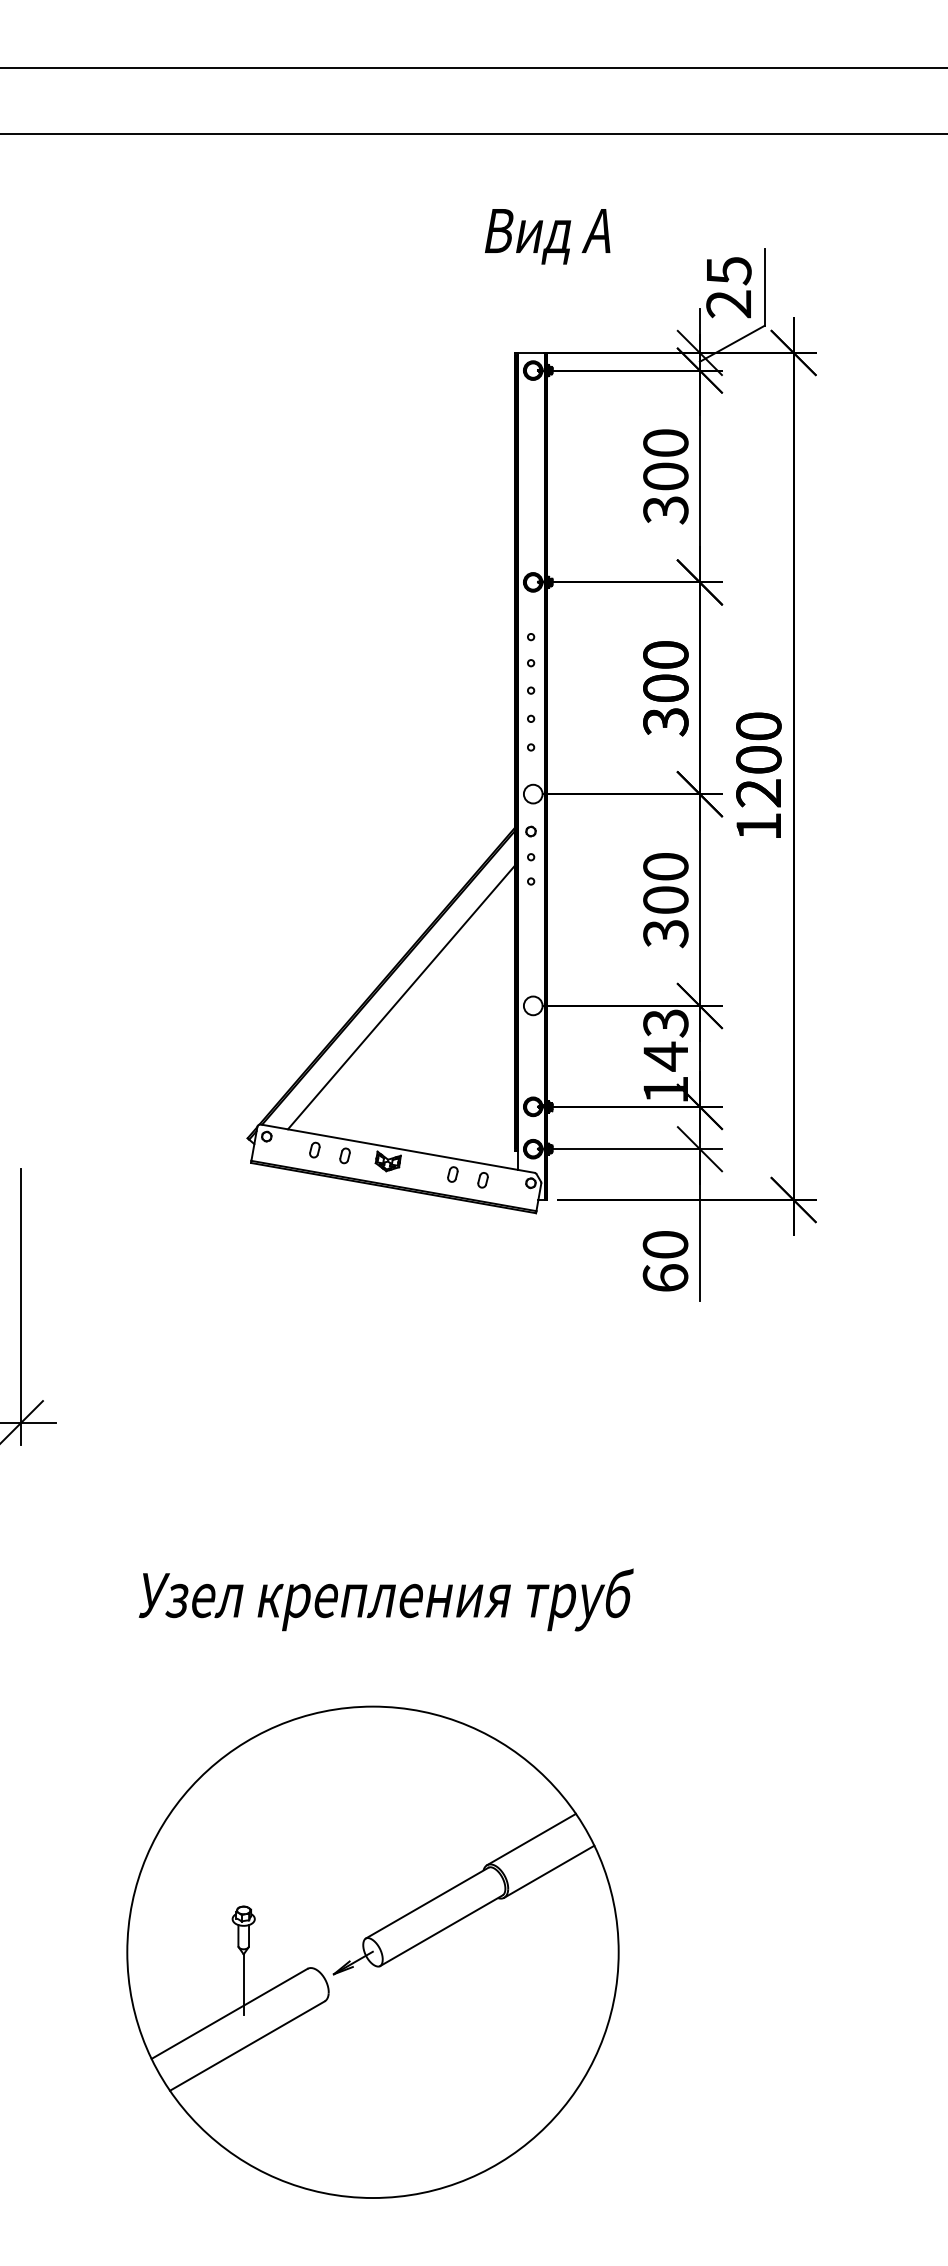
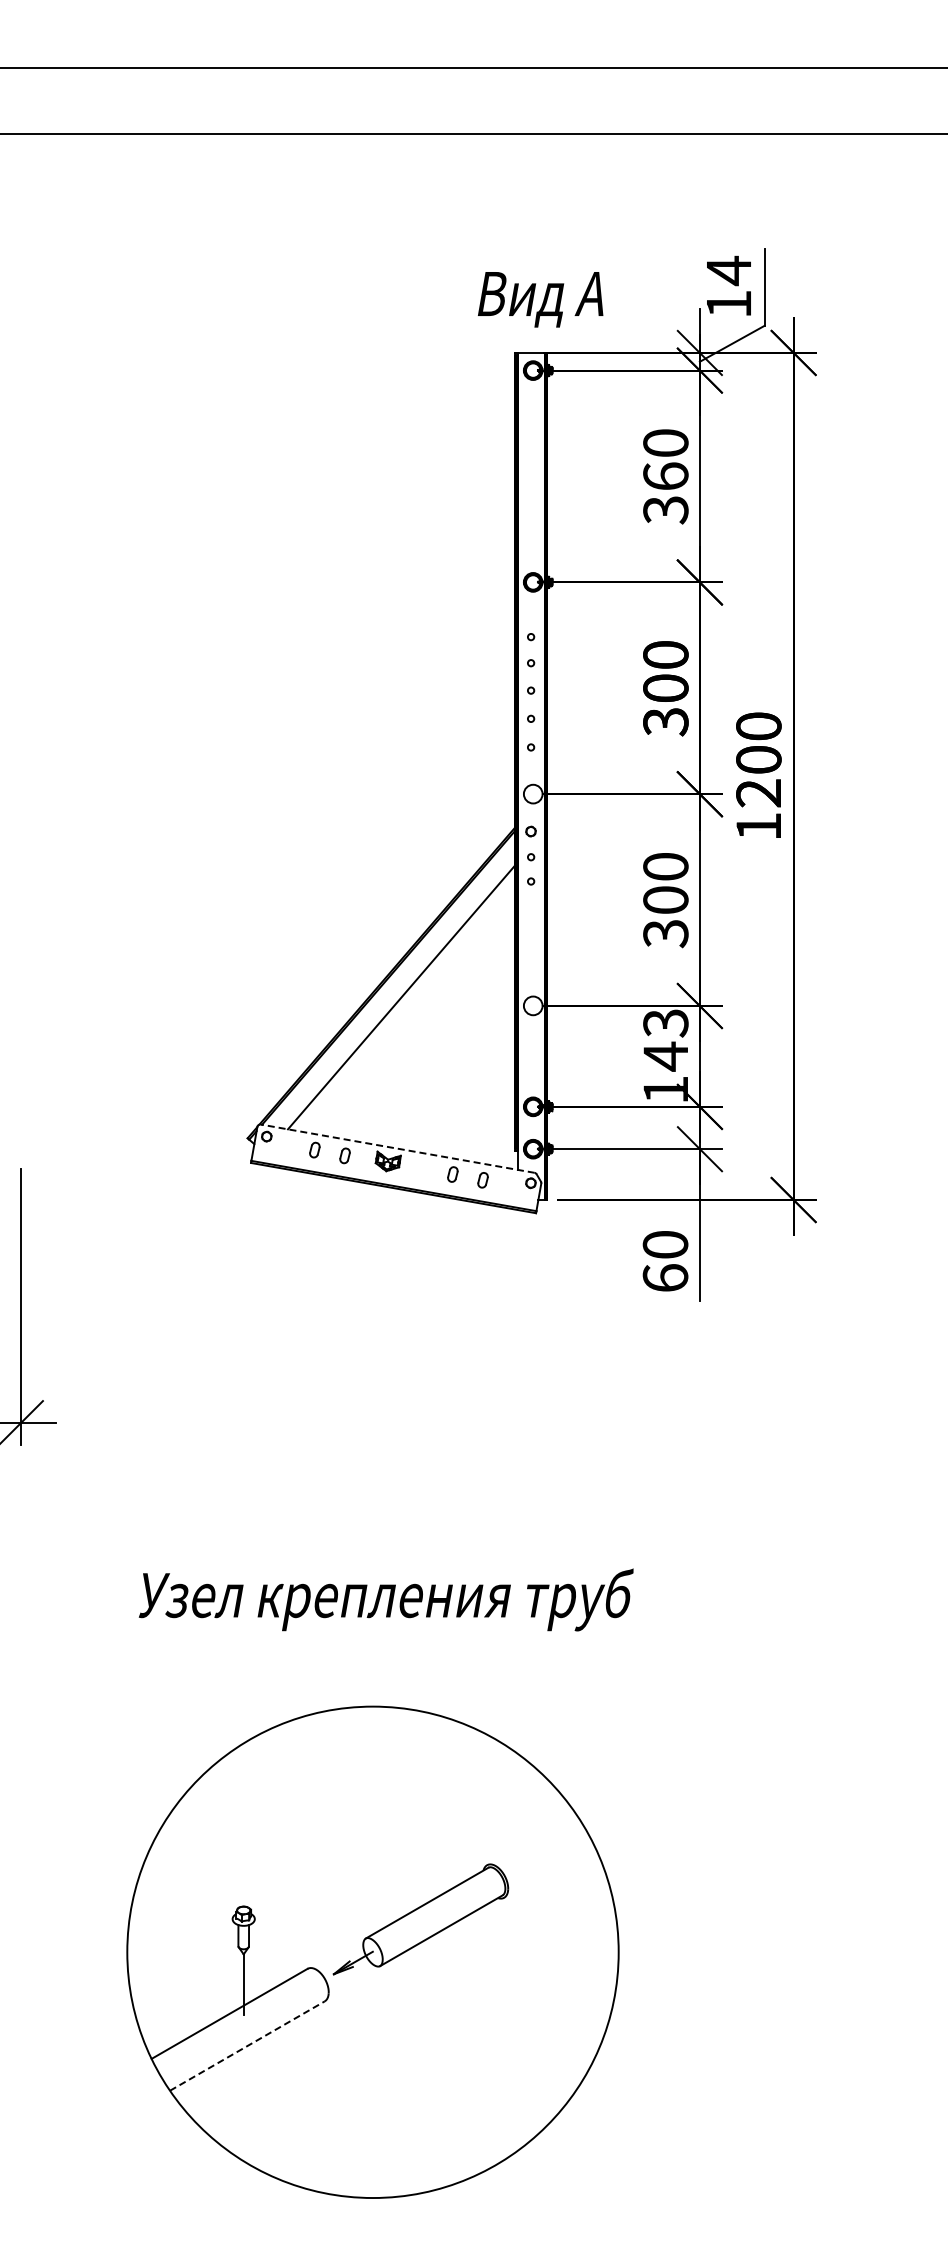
text position: (547, 236) -> (540, 299) (540, 299)
text: 25 -> 14 (728, 286)
text: 300 -> 360 (665, 476)
line: solid -> dashed (397, 1148)
line: present -> none (531, 1839)
line: present -> none (549, 1871)
line: solid -> dashed (247, 2045)
